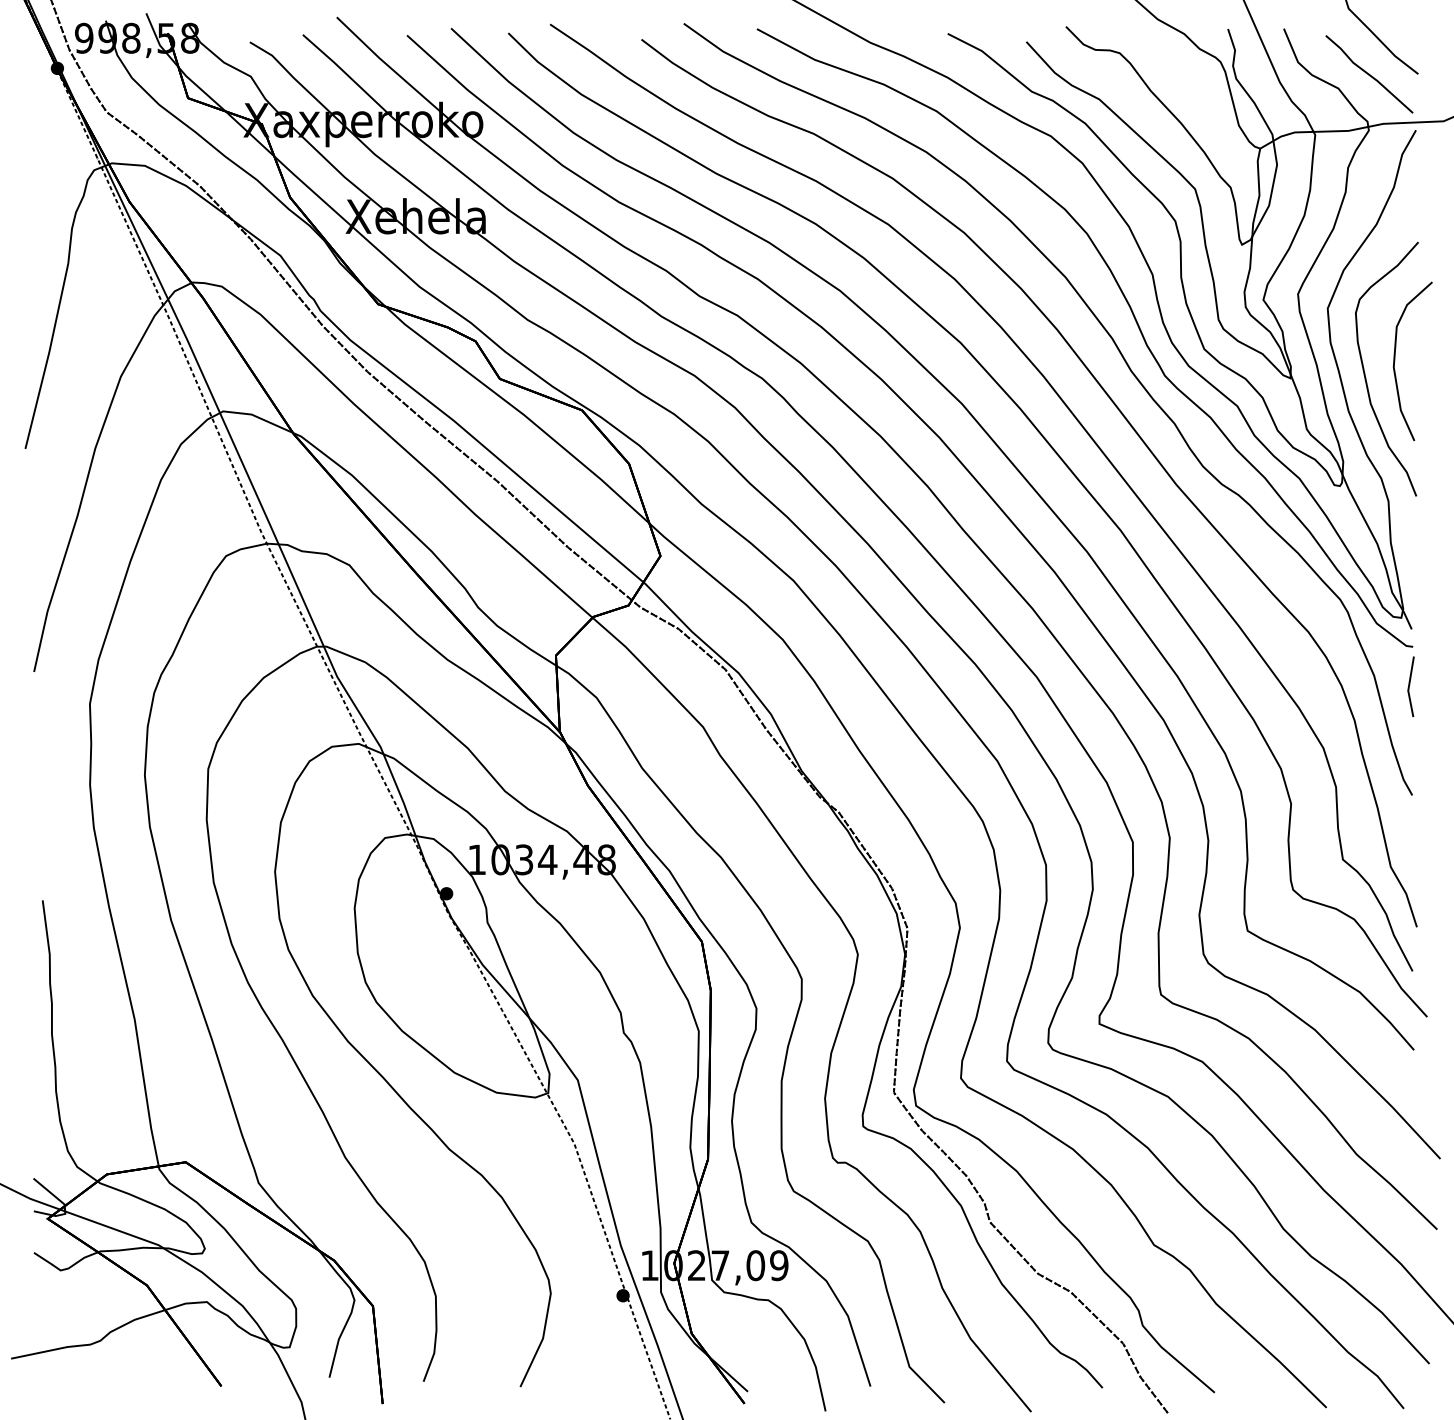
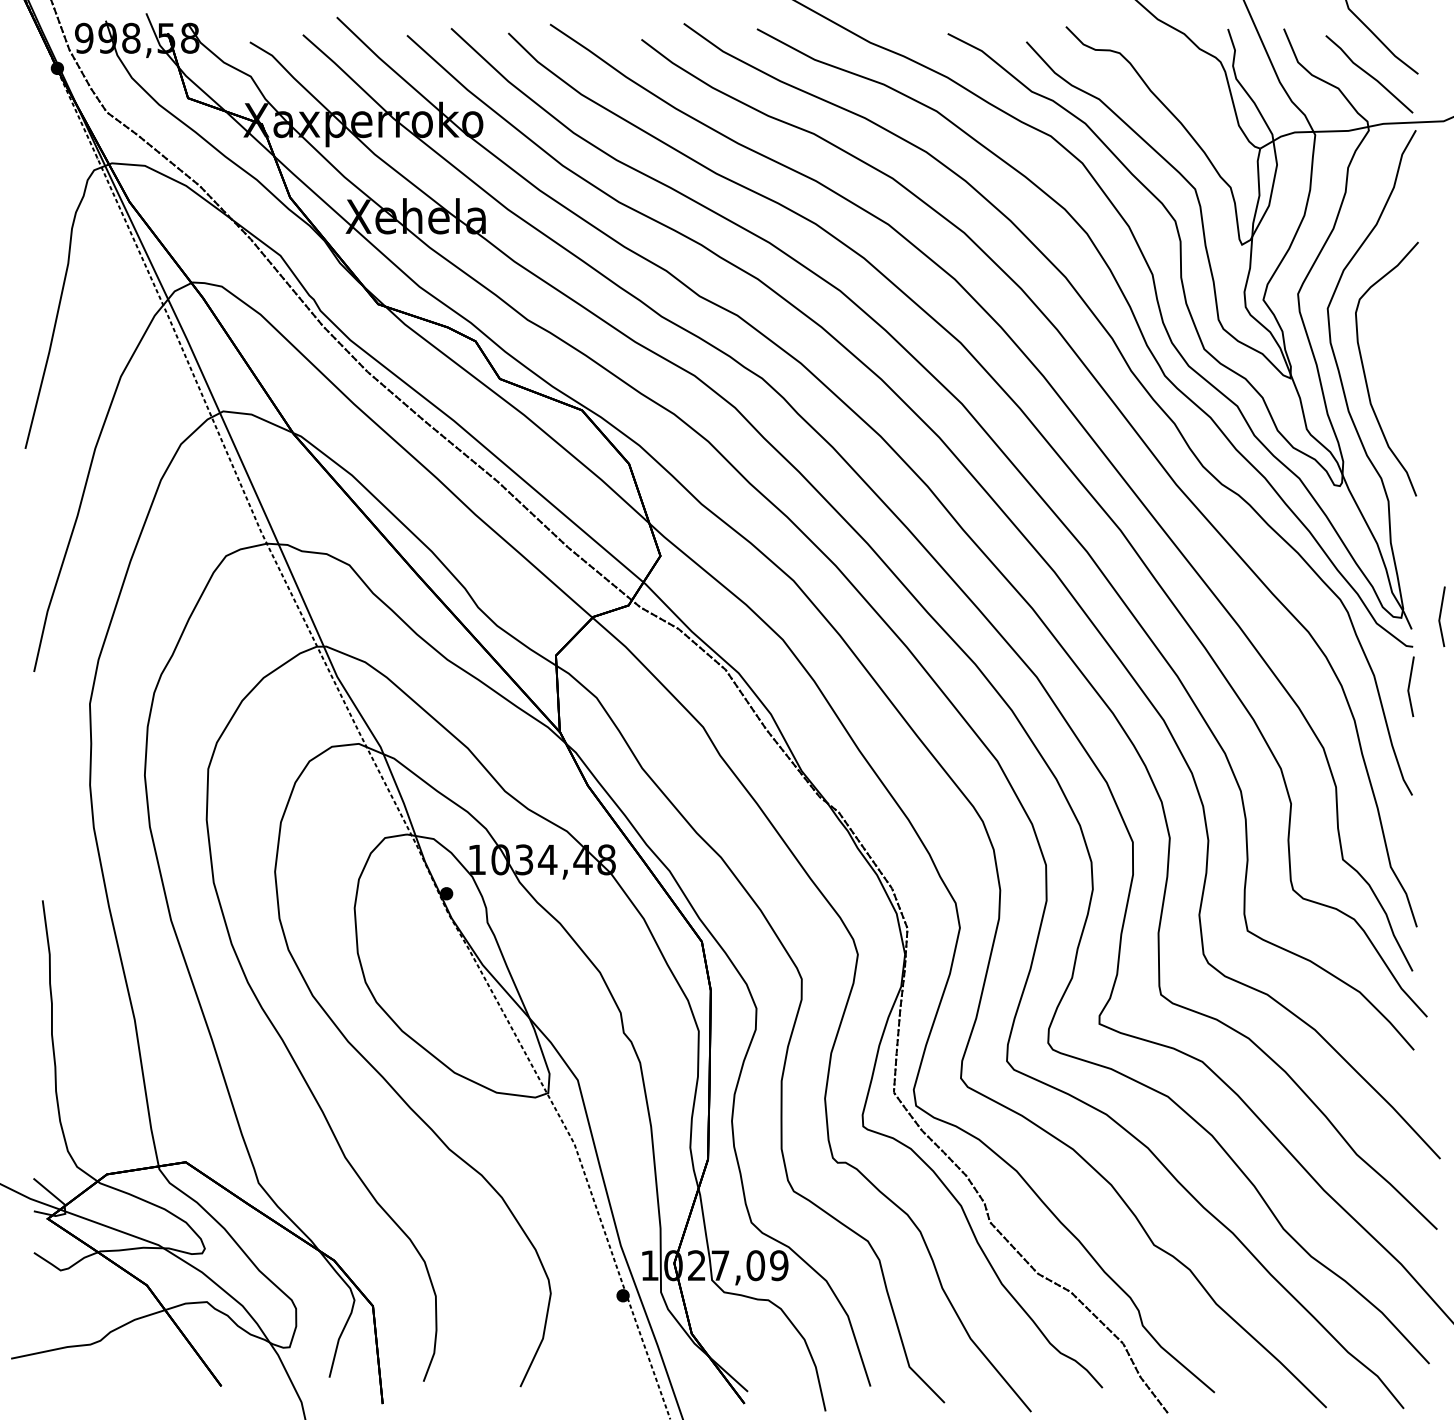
curve: present -> none (1395, 361)
line: none -> present (1440, 616)
